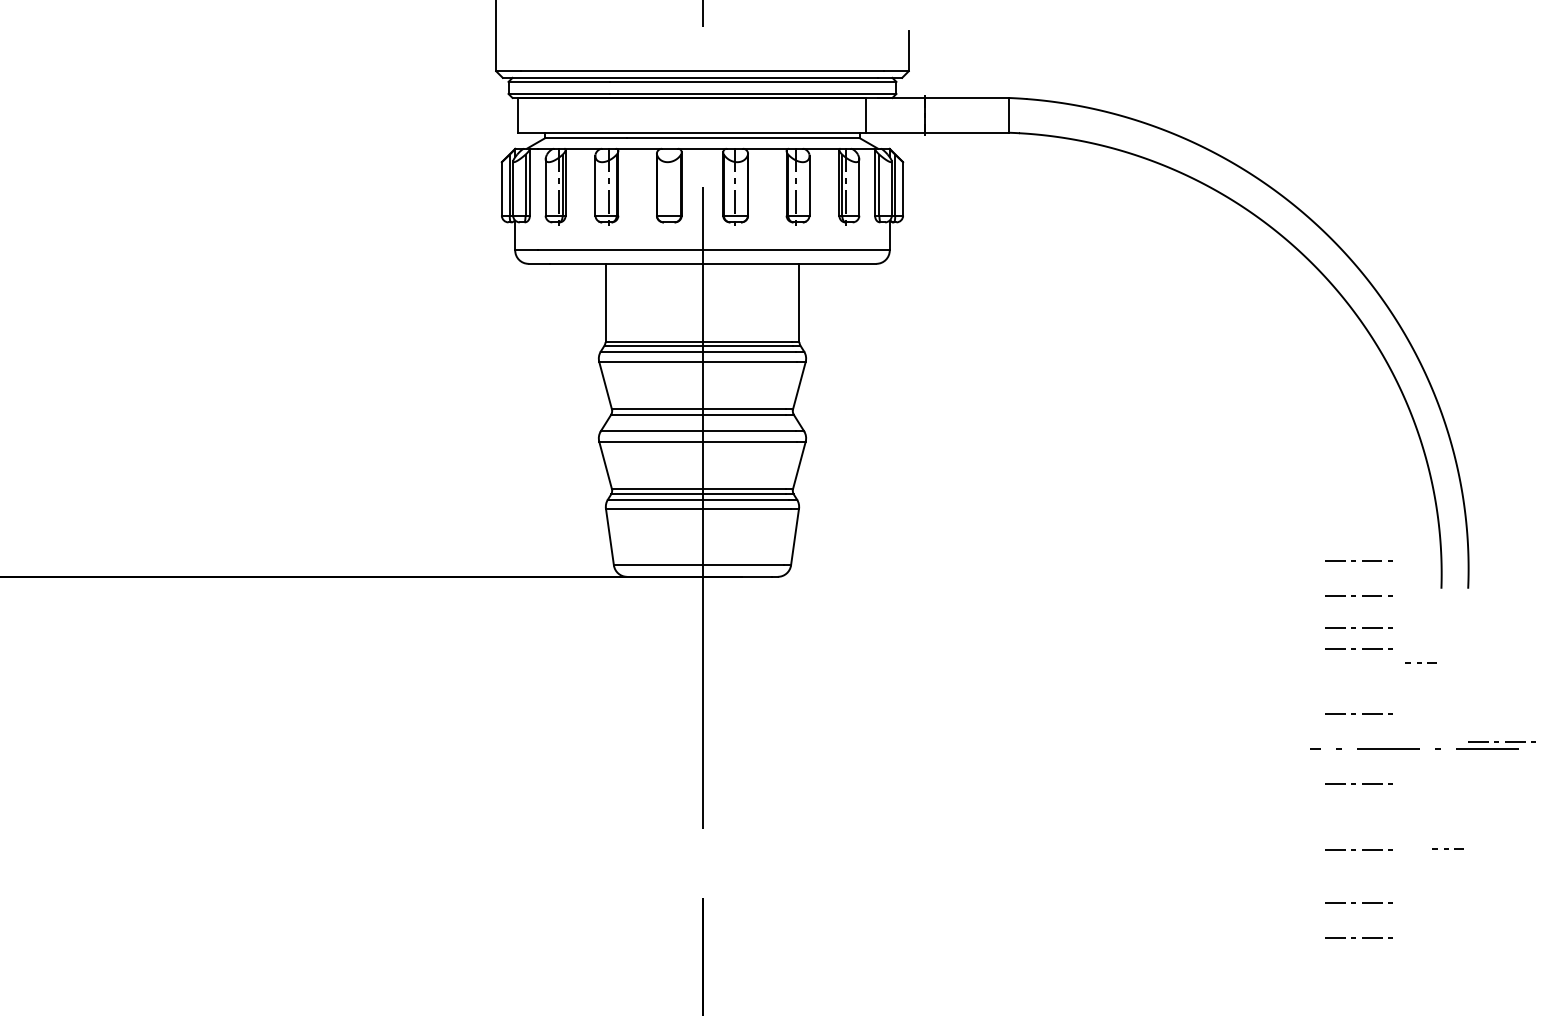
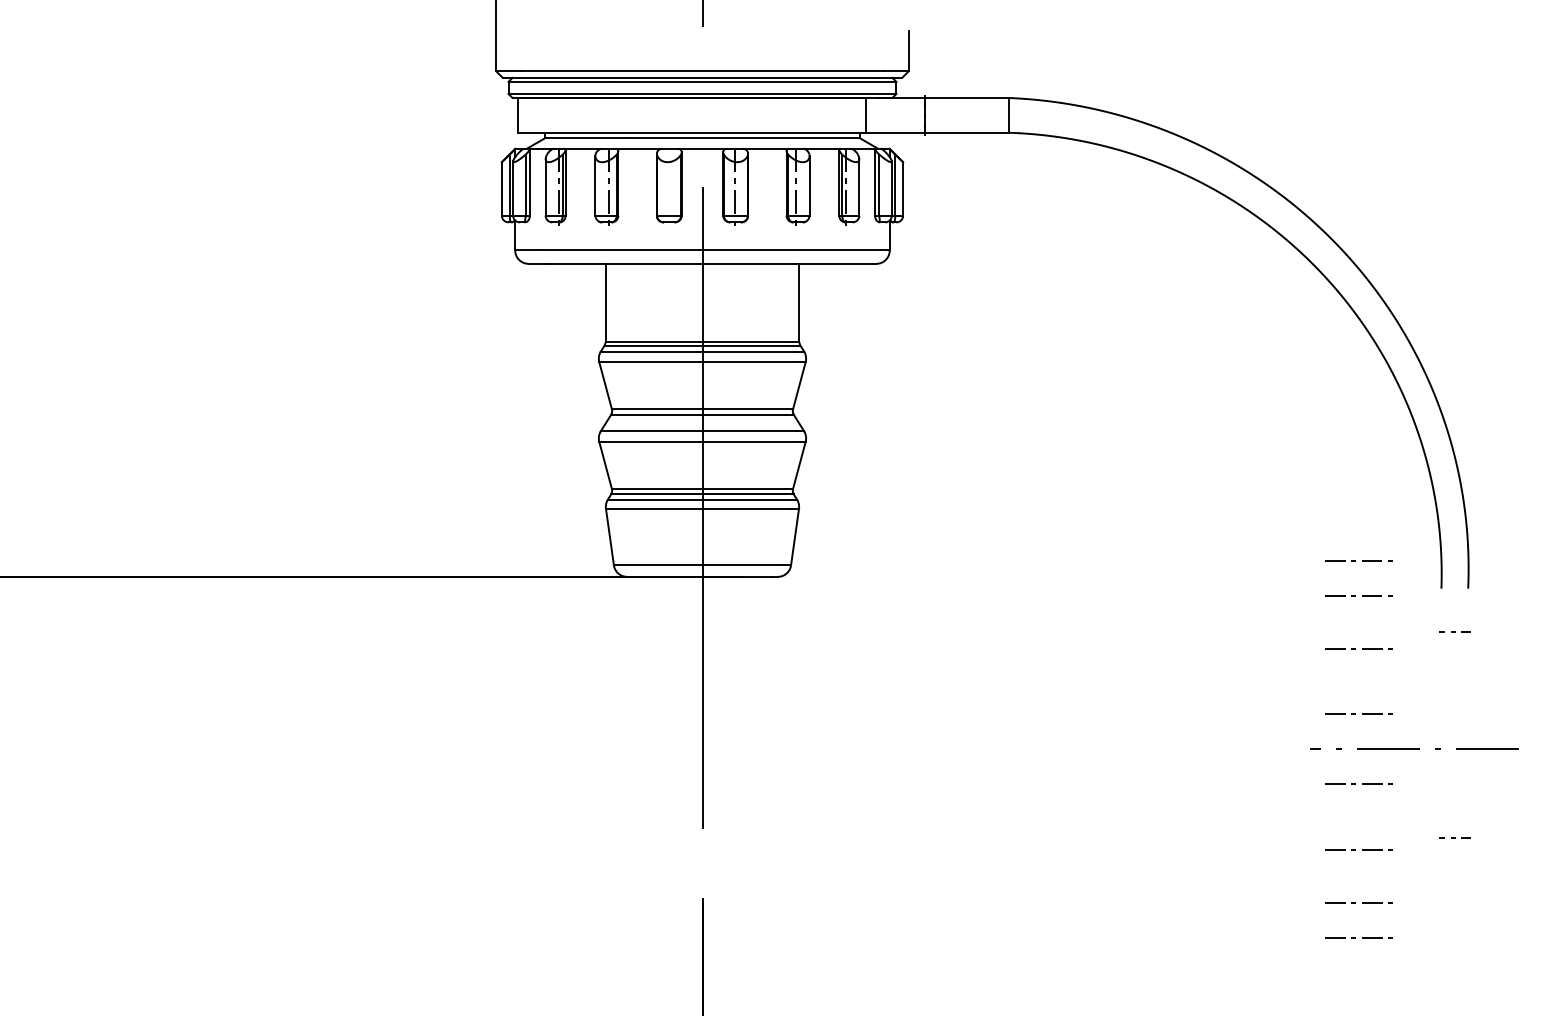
line: present -> none (1355, 627)
line position: (1420, 662) -> (1454, 631) (1454, 631)
line: present -> none (1498, 741)
line position: (1447, 848) -> (1454, 837) (1454, 837)
